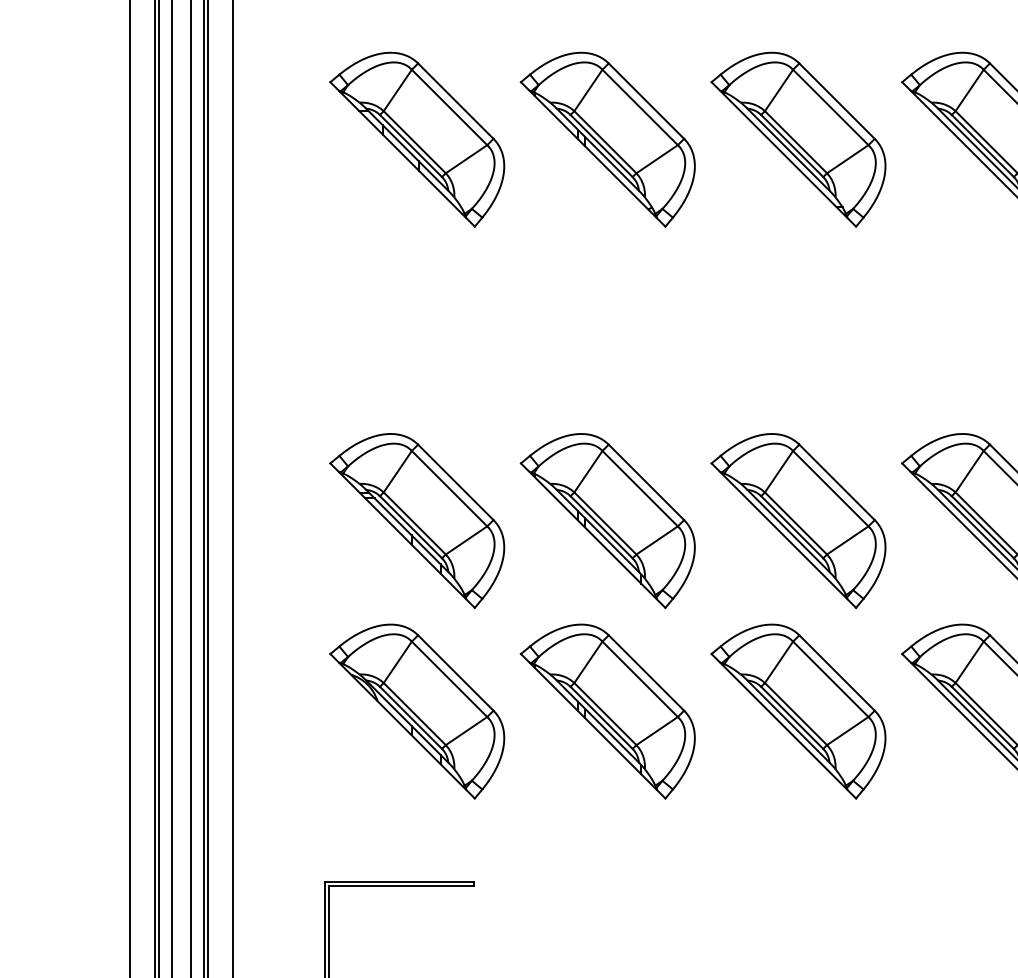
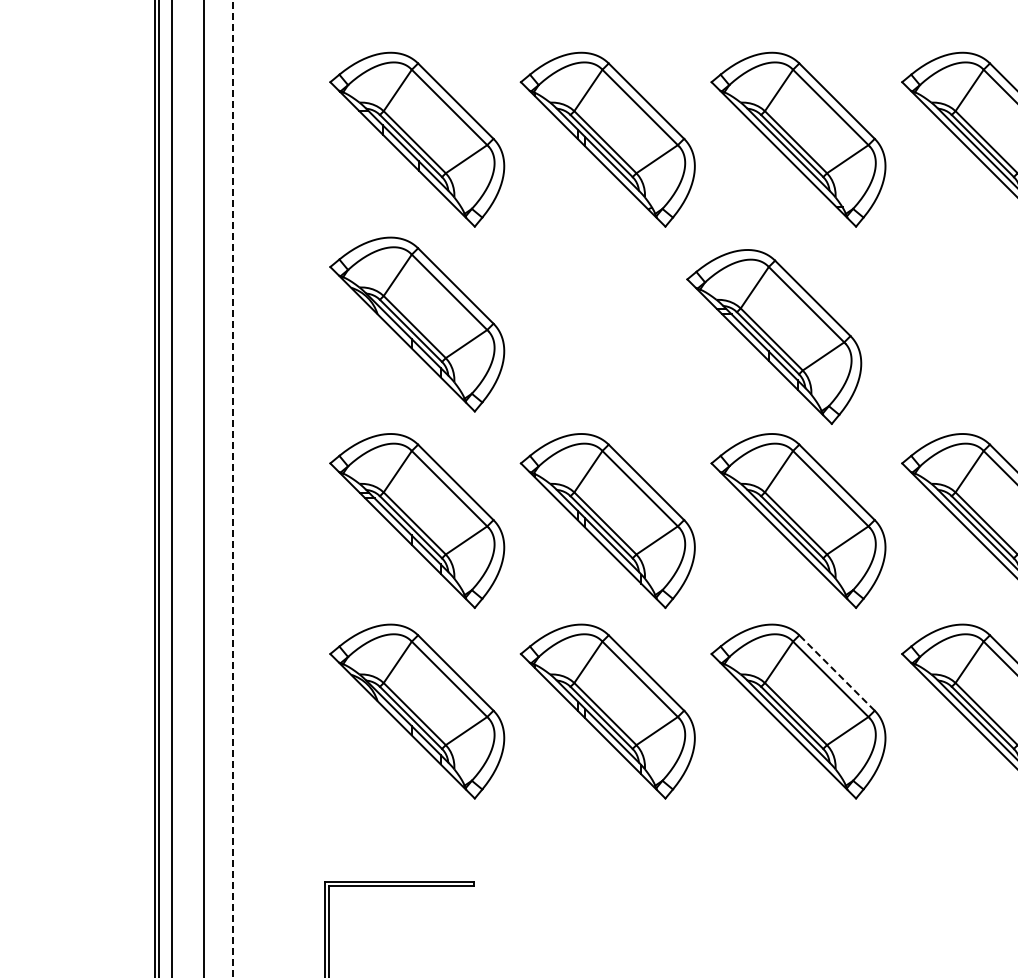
part: none -> present (417, 324)
part: none -> present (774, 336)
line: present -> none (130, 488)
line: present -> none (191, 488)
line: present -> none (207, 488)
line: solid -> dashed (232, 489)
line: solid -> dashed (836, 672)
